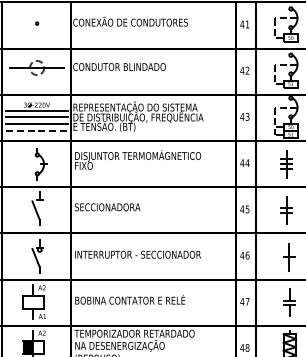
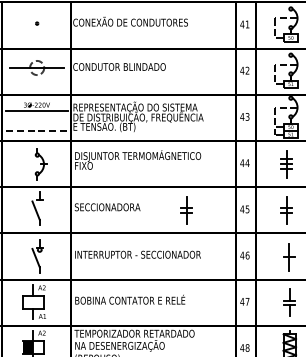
line: present -> none (36, 117)
line: present -> none (36, 123)
part: none -> present (186, 210)
